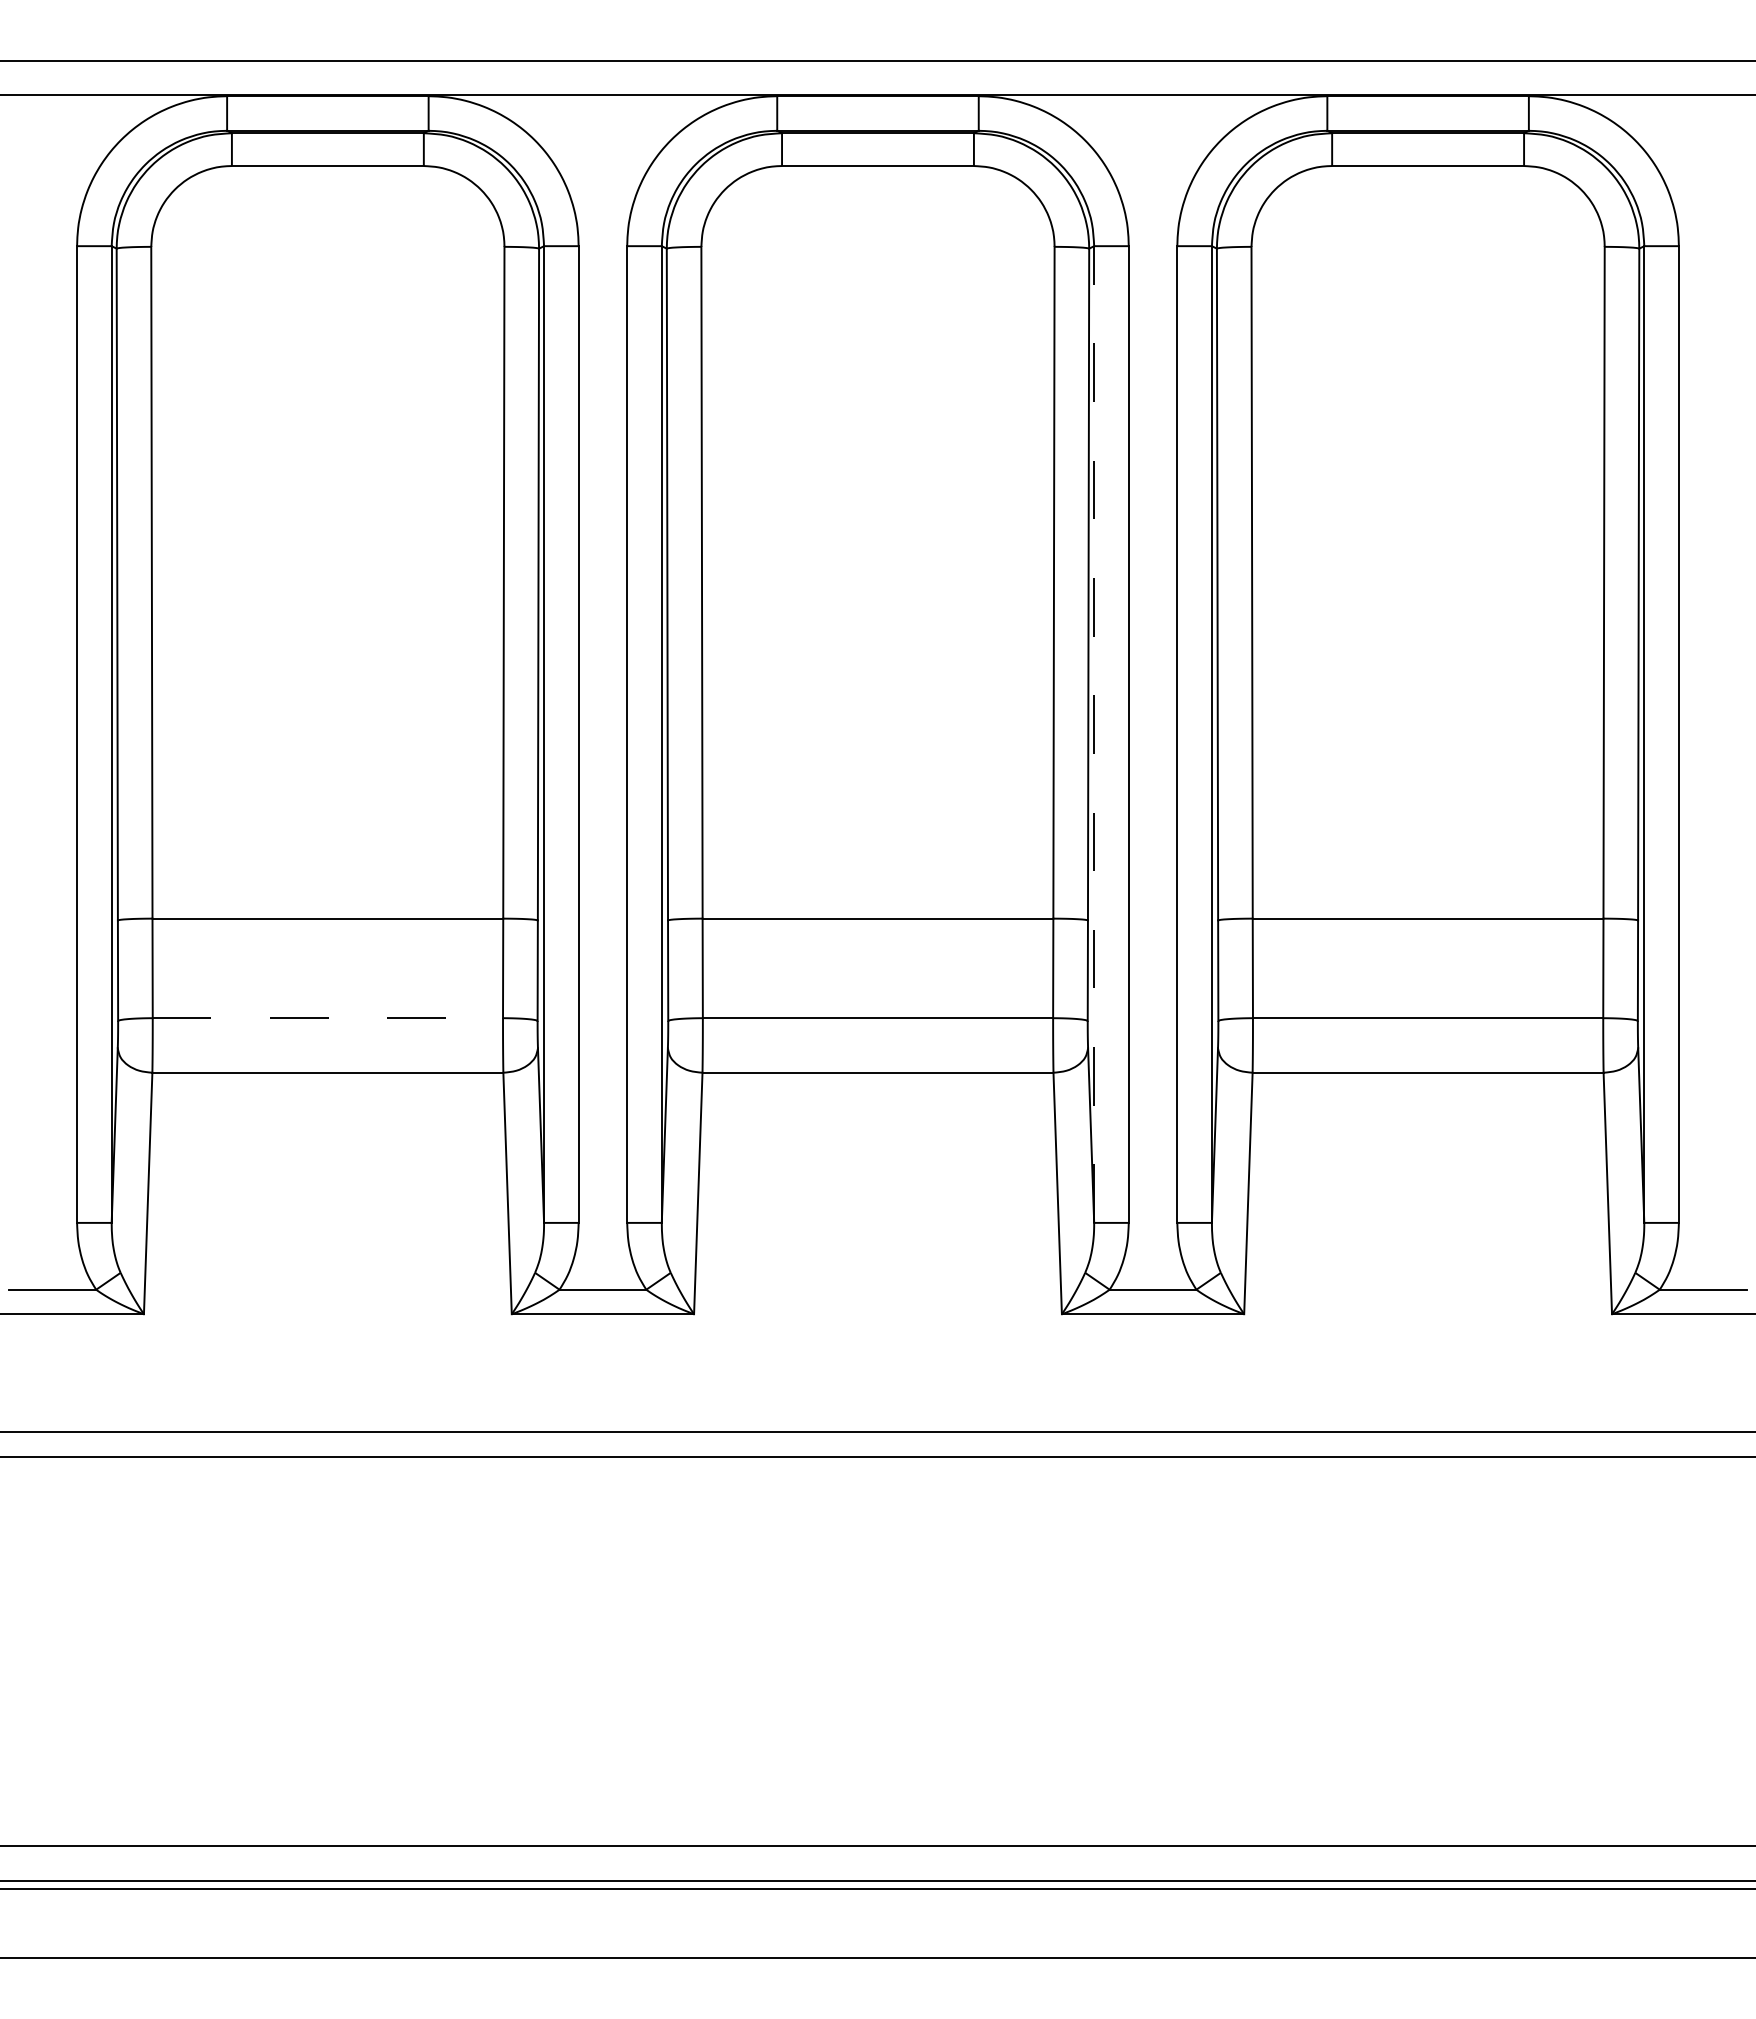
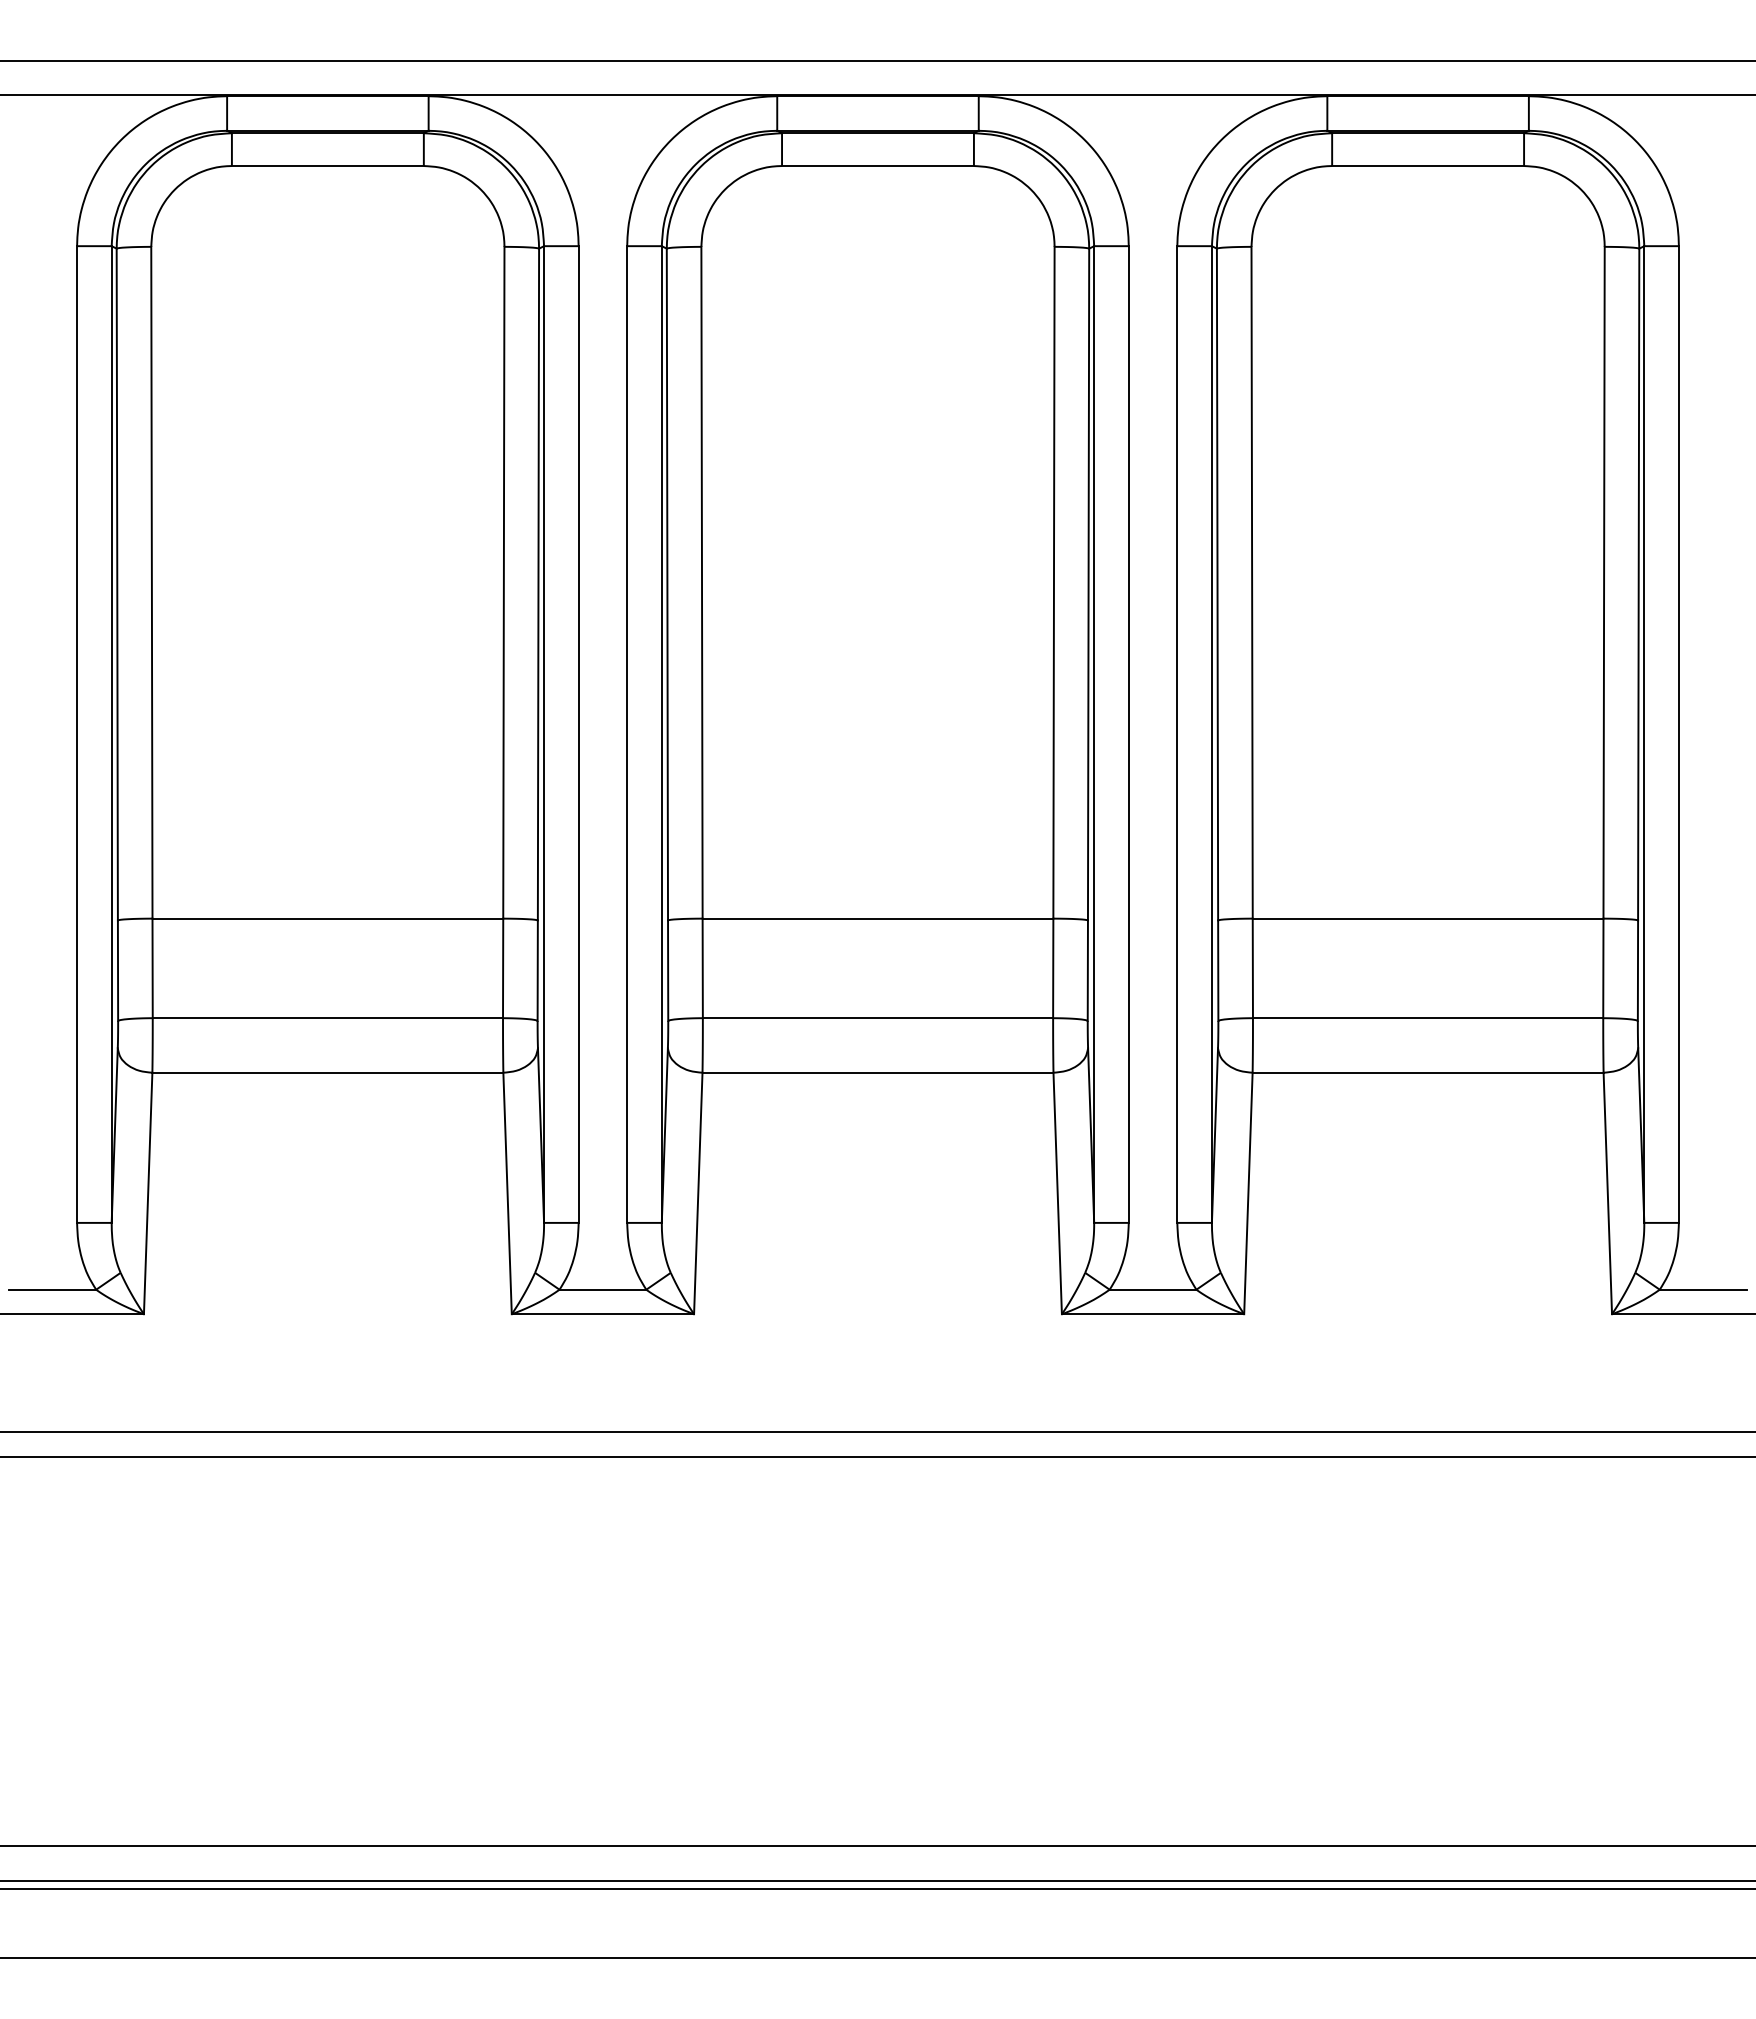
line: dashed -> solid (1094, 734)
line: dashed -> solid (328, 1018)
